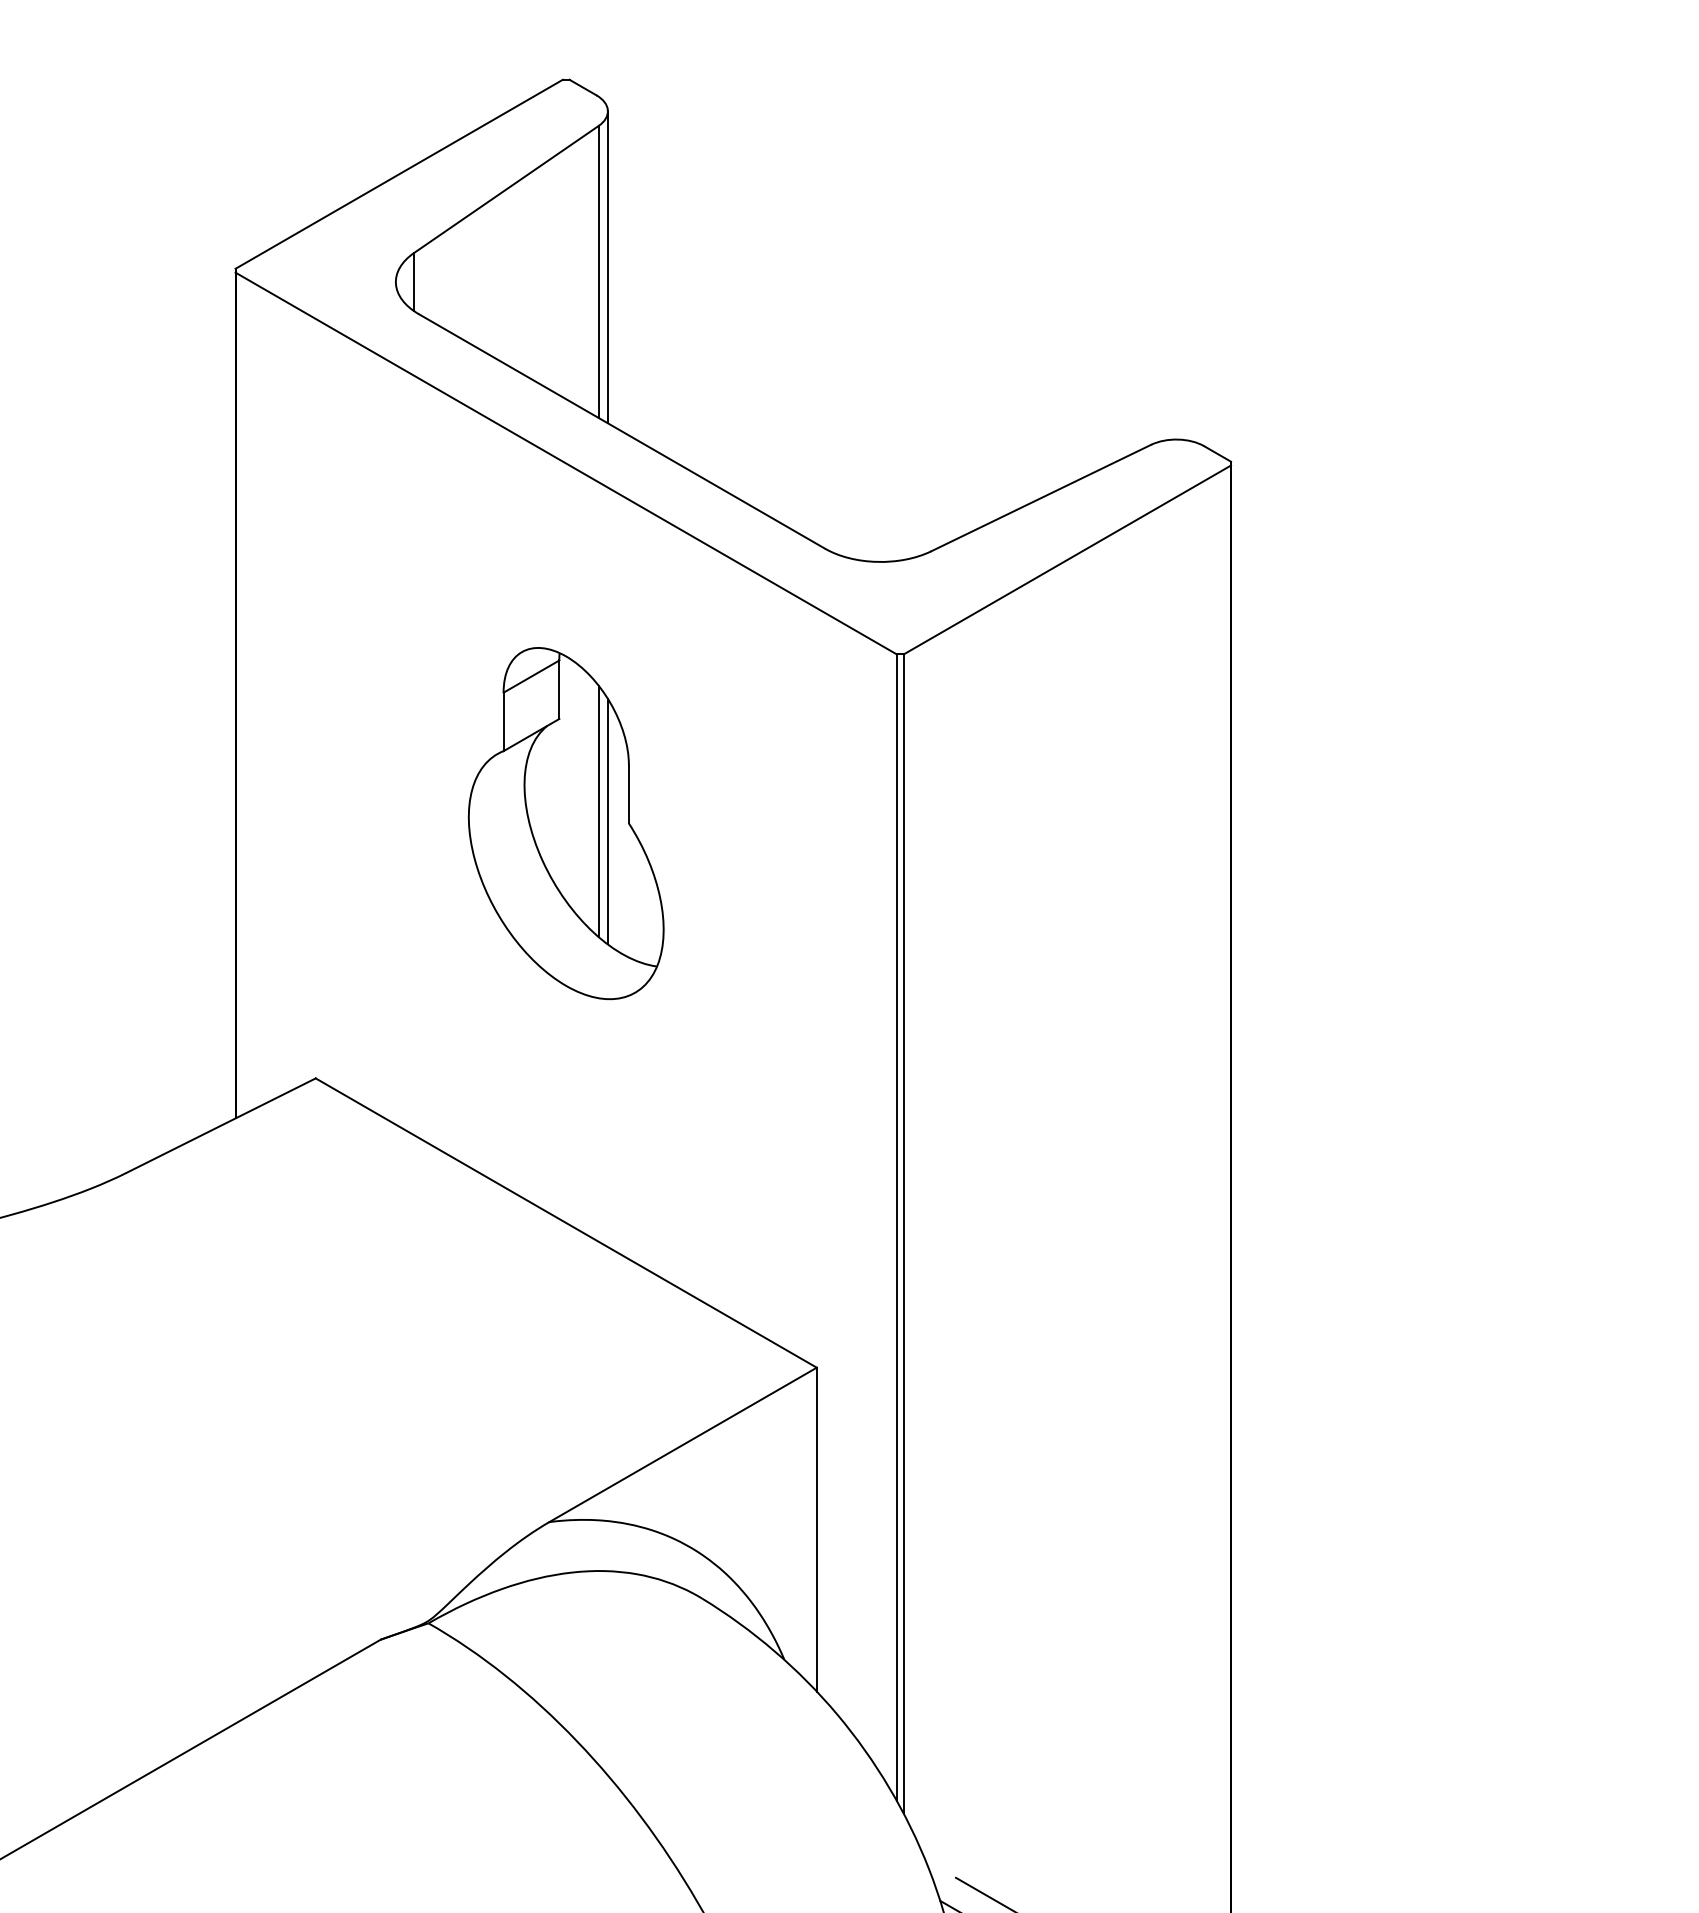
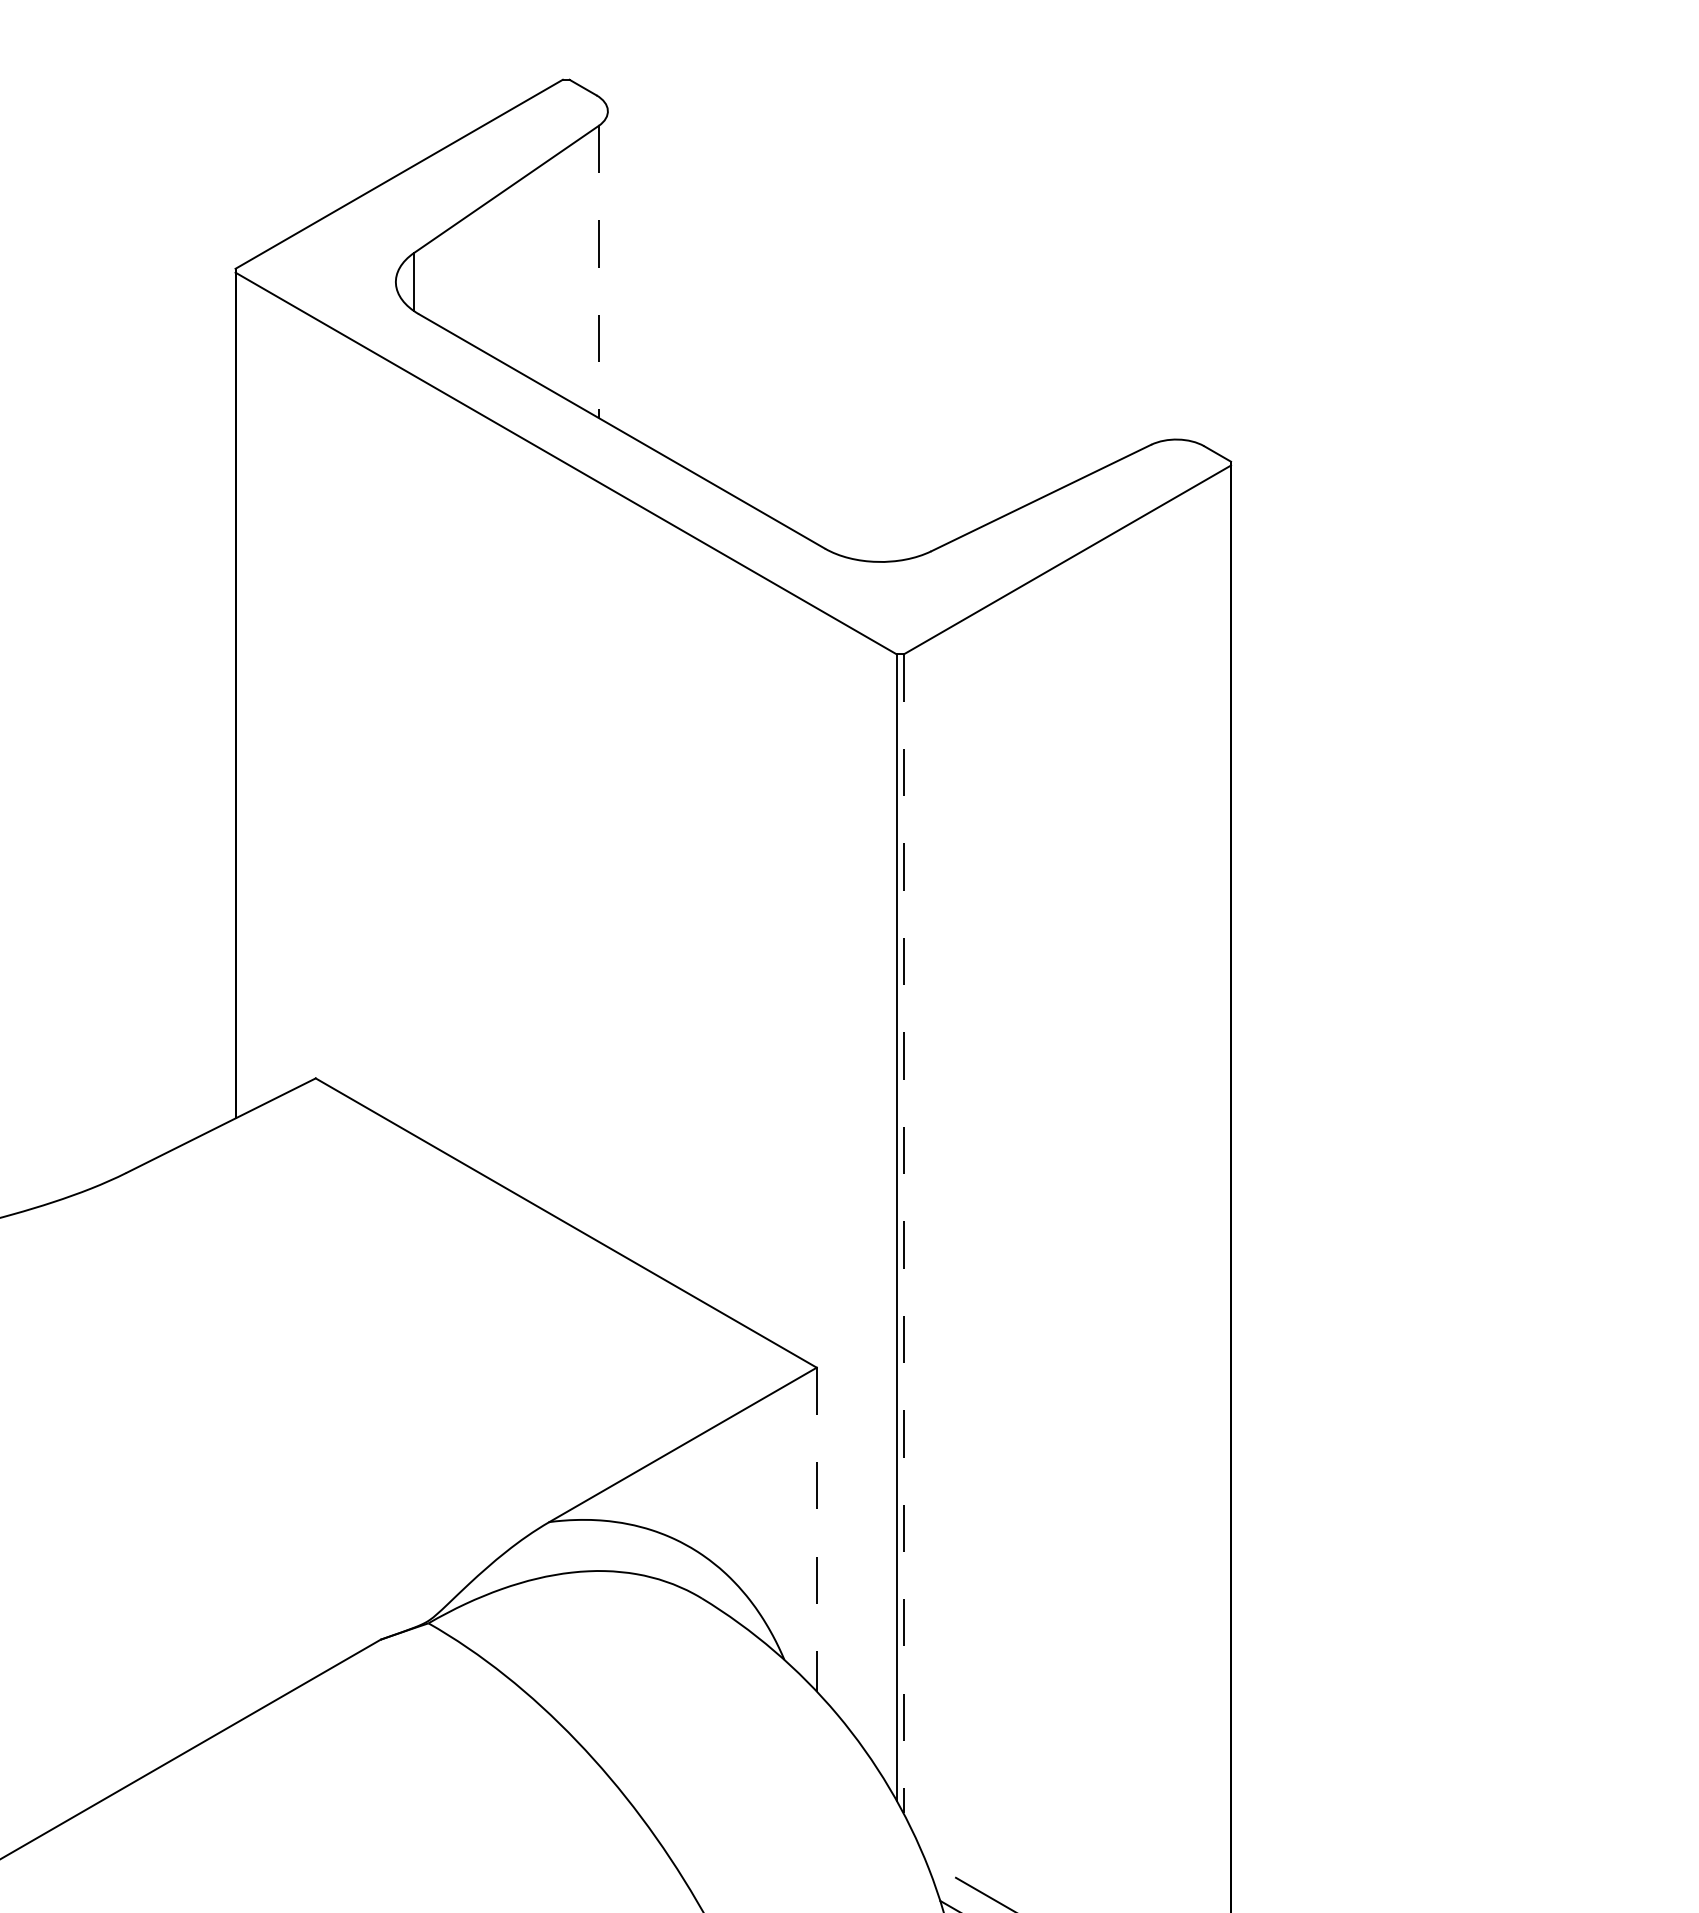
line: present -> none (607, 267)
line: solid -> dashed (598, 272)
part: present -> none (565, 823)
line: solid -> dashed (903, 1234)
line: solid -> dashed (816, 1529)
